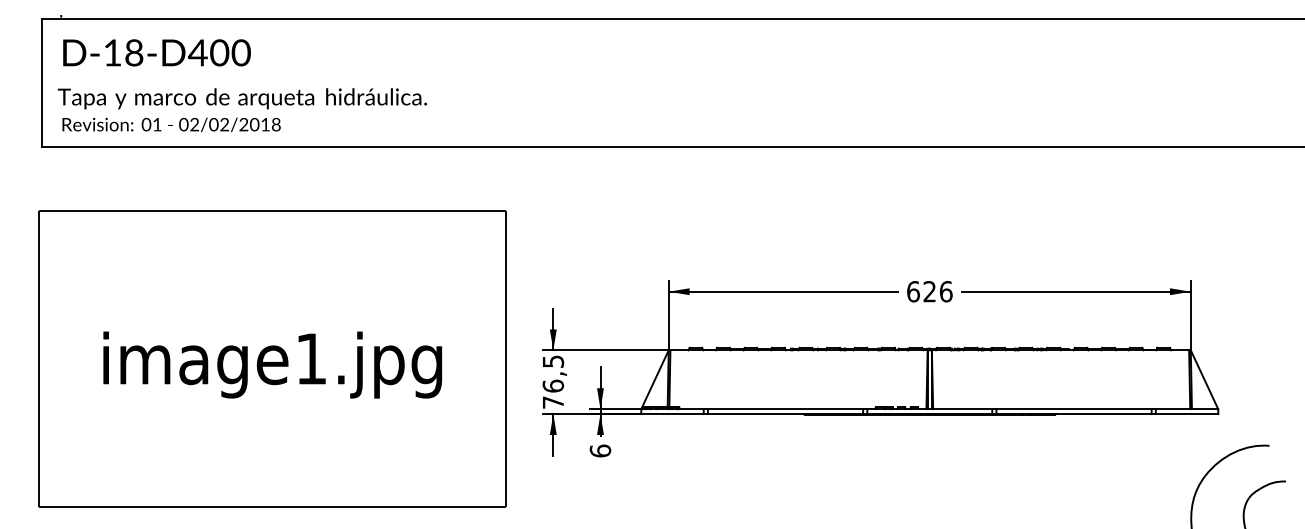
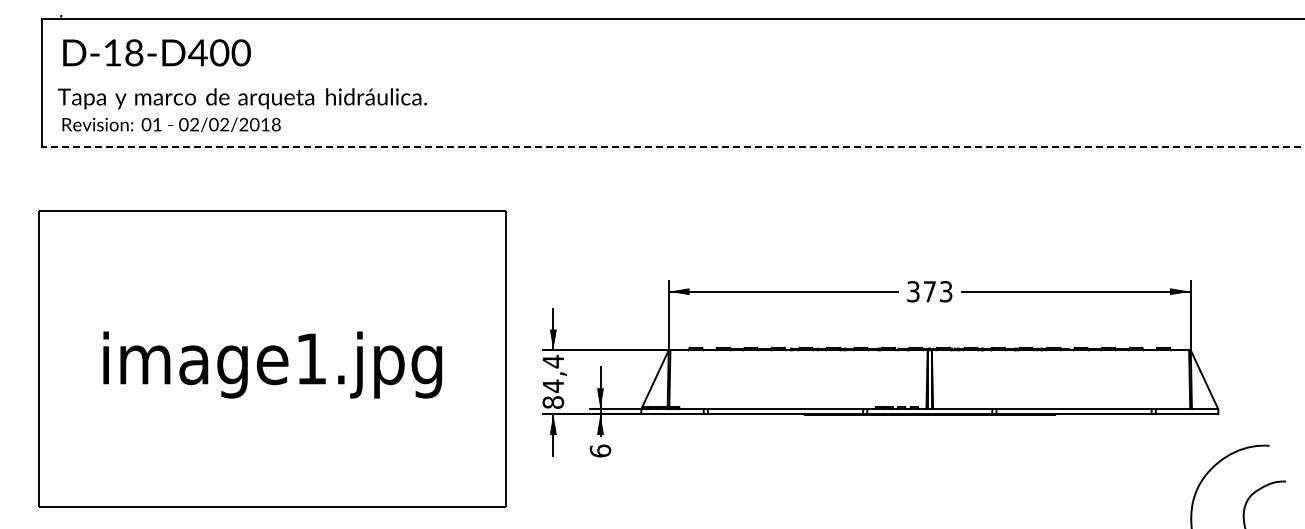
line: solid -> dashed (672, 147)
text: 626 -> 373 (929, 291)
text: 76,5 -> 84,4 (553, 381)
